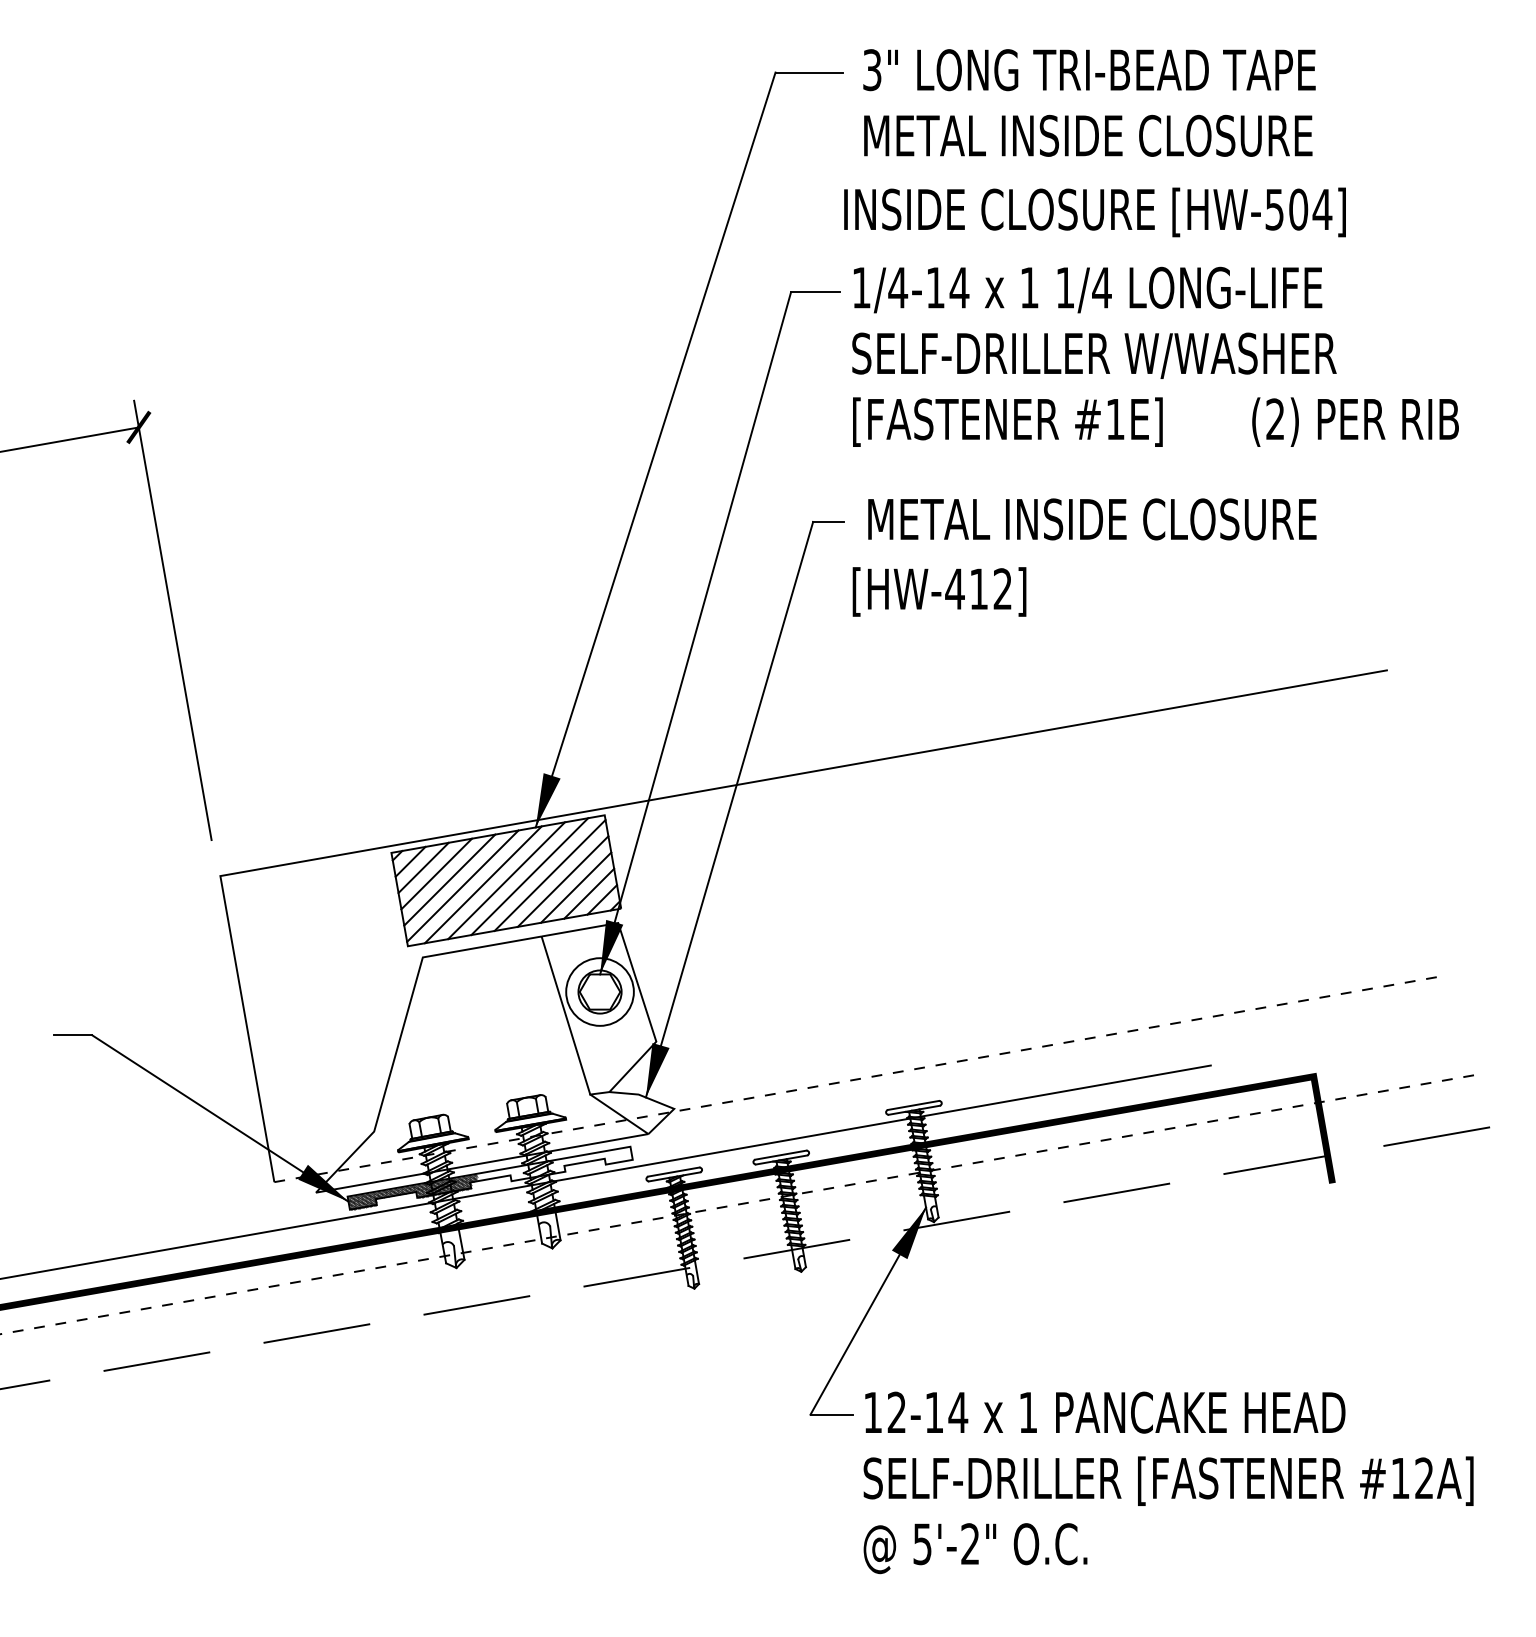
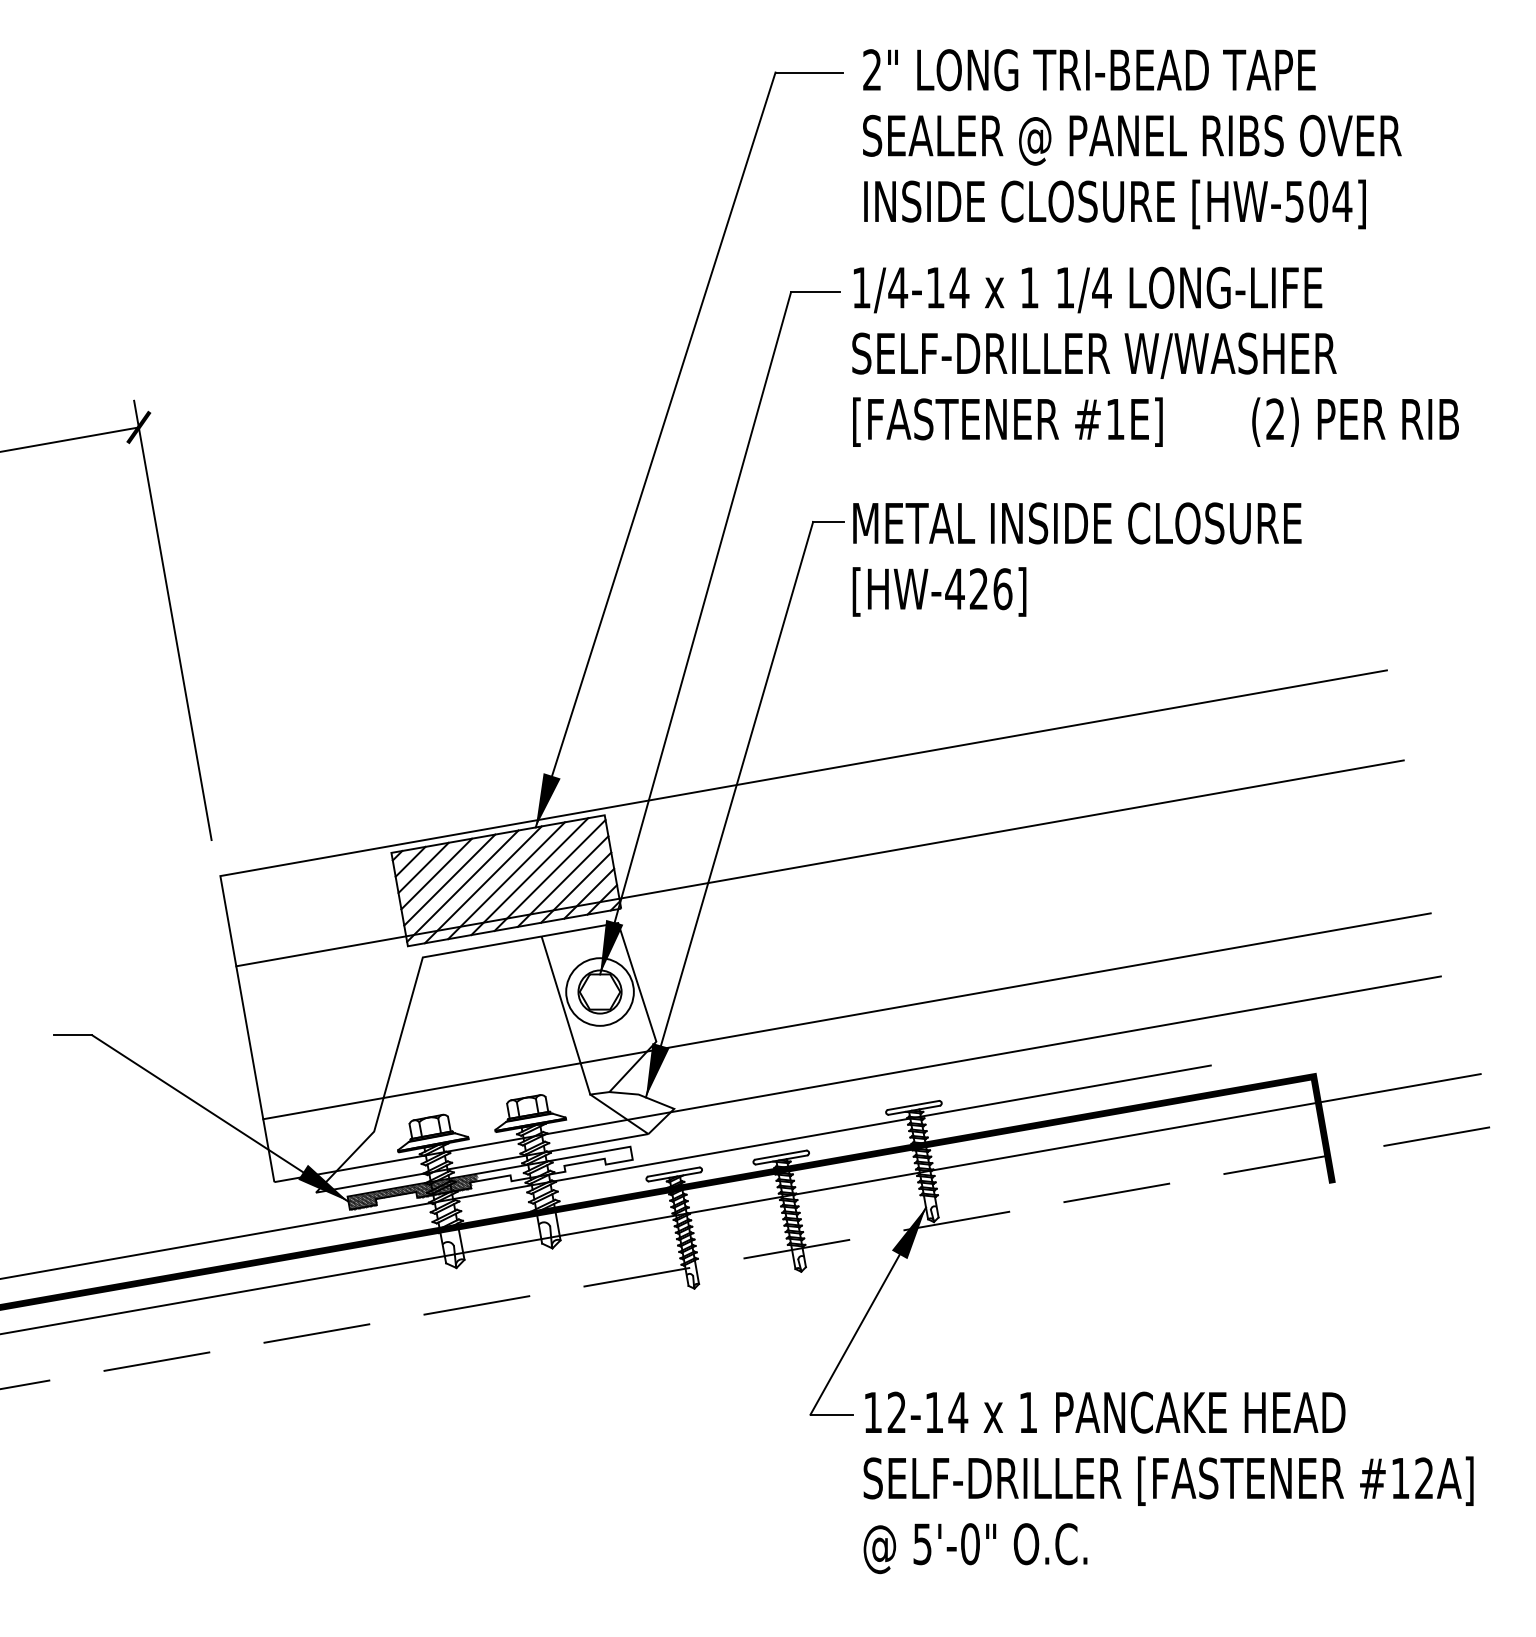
text: 3" -> 2" (872, 70)
text: METAL INSIDE CLOSURE -> SEALER @ PANEL RIBS OVER (1132, 139)
text position: (1094, 212) -> (1114, 204) (1114, 204)
text position: (1092, 519) -> (1077, 523) (1077, 523)
text: [HW-412] -> [HW-426] (990, 589)
line: none -> present (819, 863)
line: none -> present (846, 1016)
line: dashed -> solid (858, 1079)
line: dashed -> solid (741, 1204)
text: 5'-2" -> 5'-0" (970, 1544)
